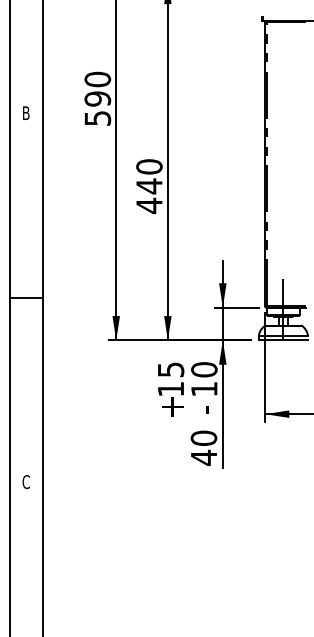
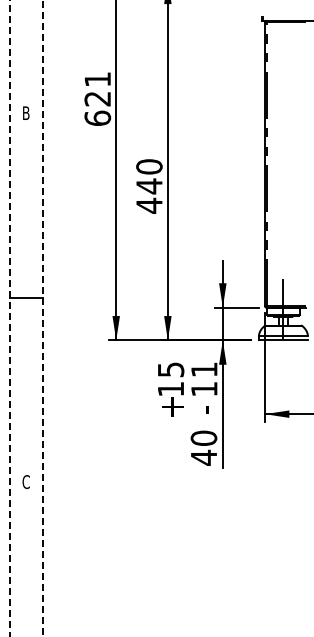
text: 590 -> 621 (97, 98)
line: solid -> dashed (9, 318)
line: solid -> dashed (43, 318)
text: 10 -> 11 (204, 369)
